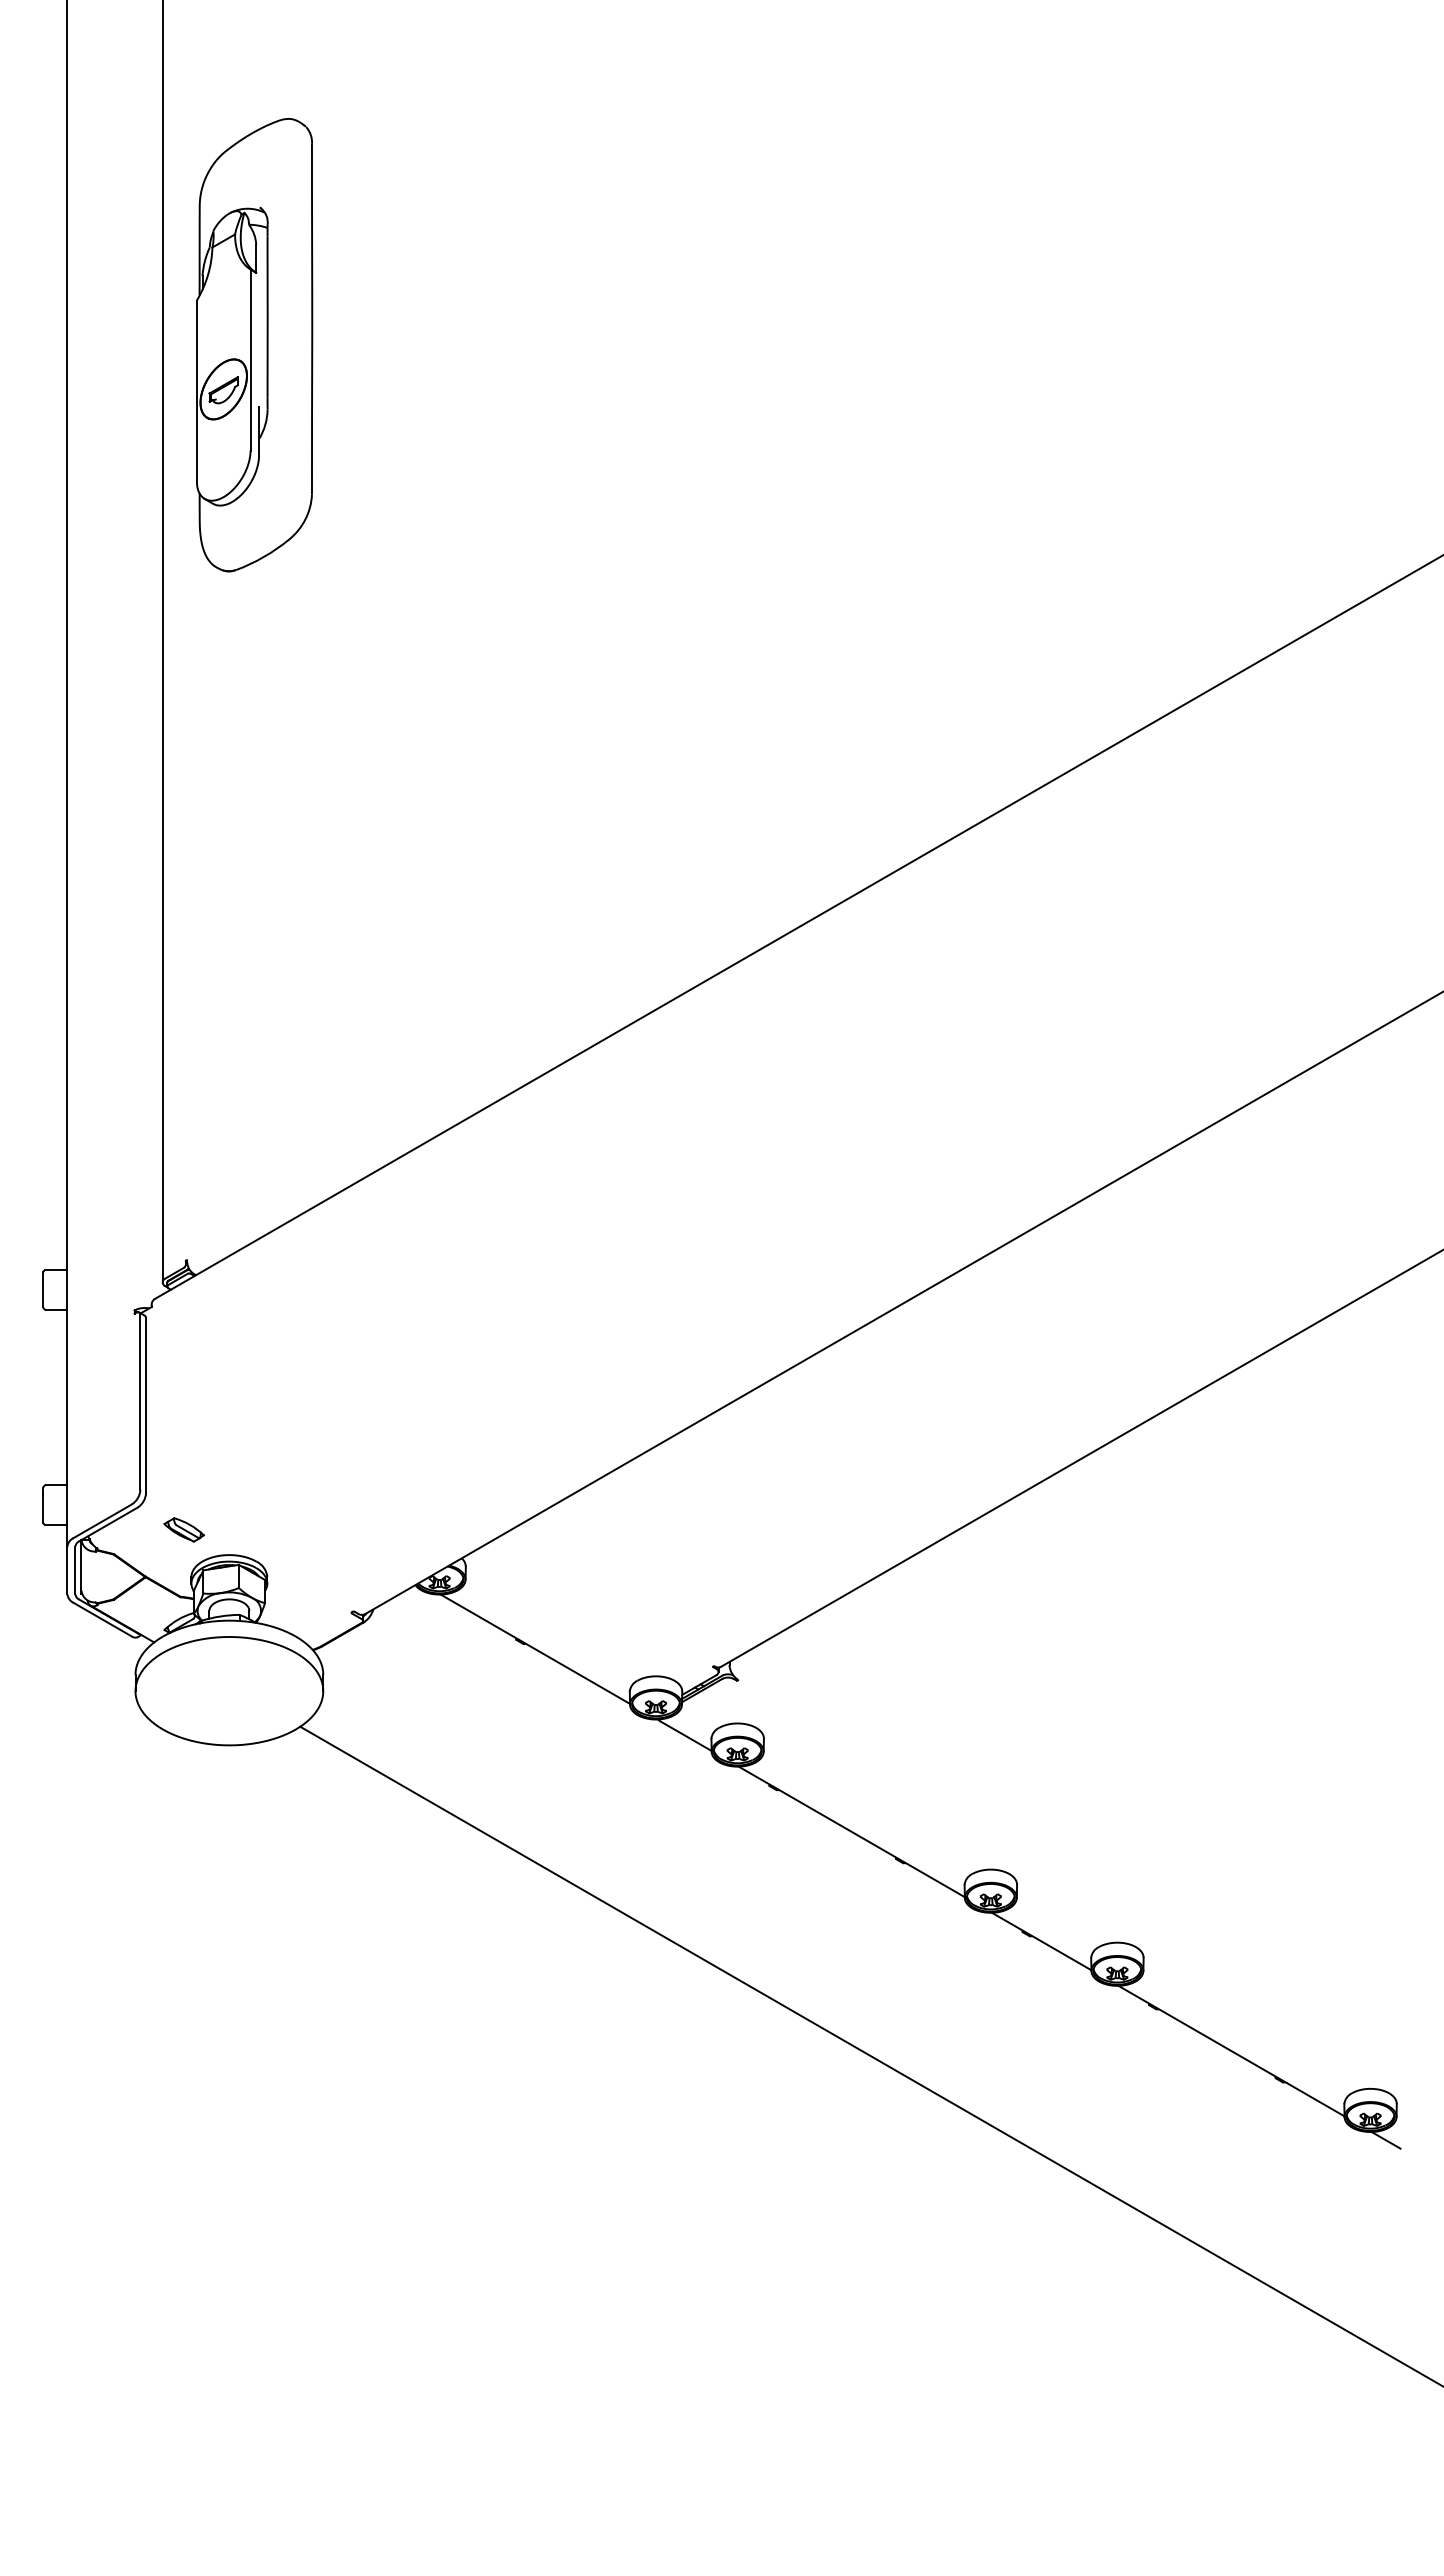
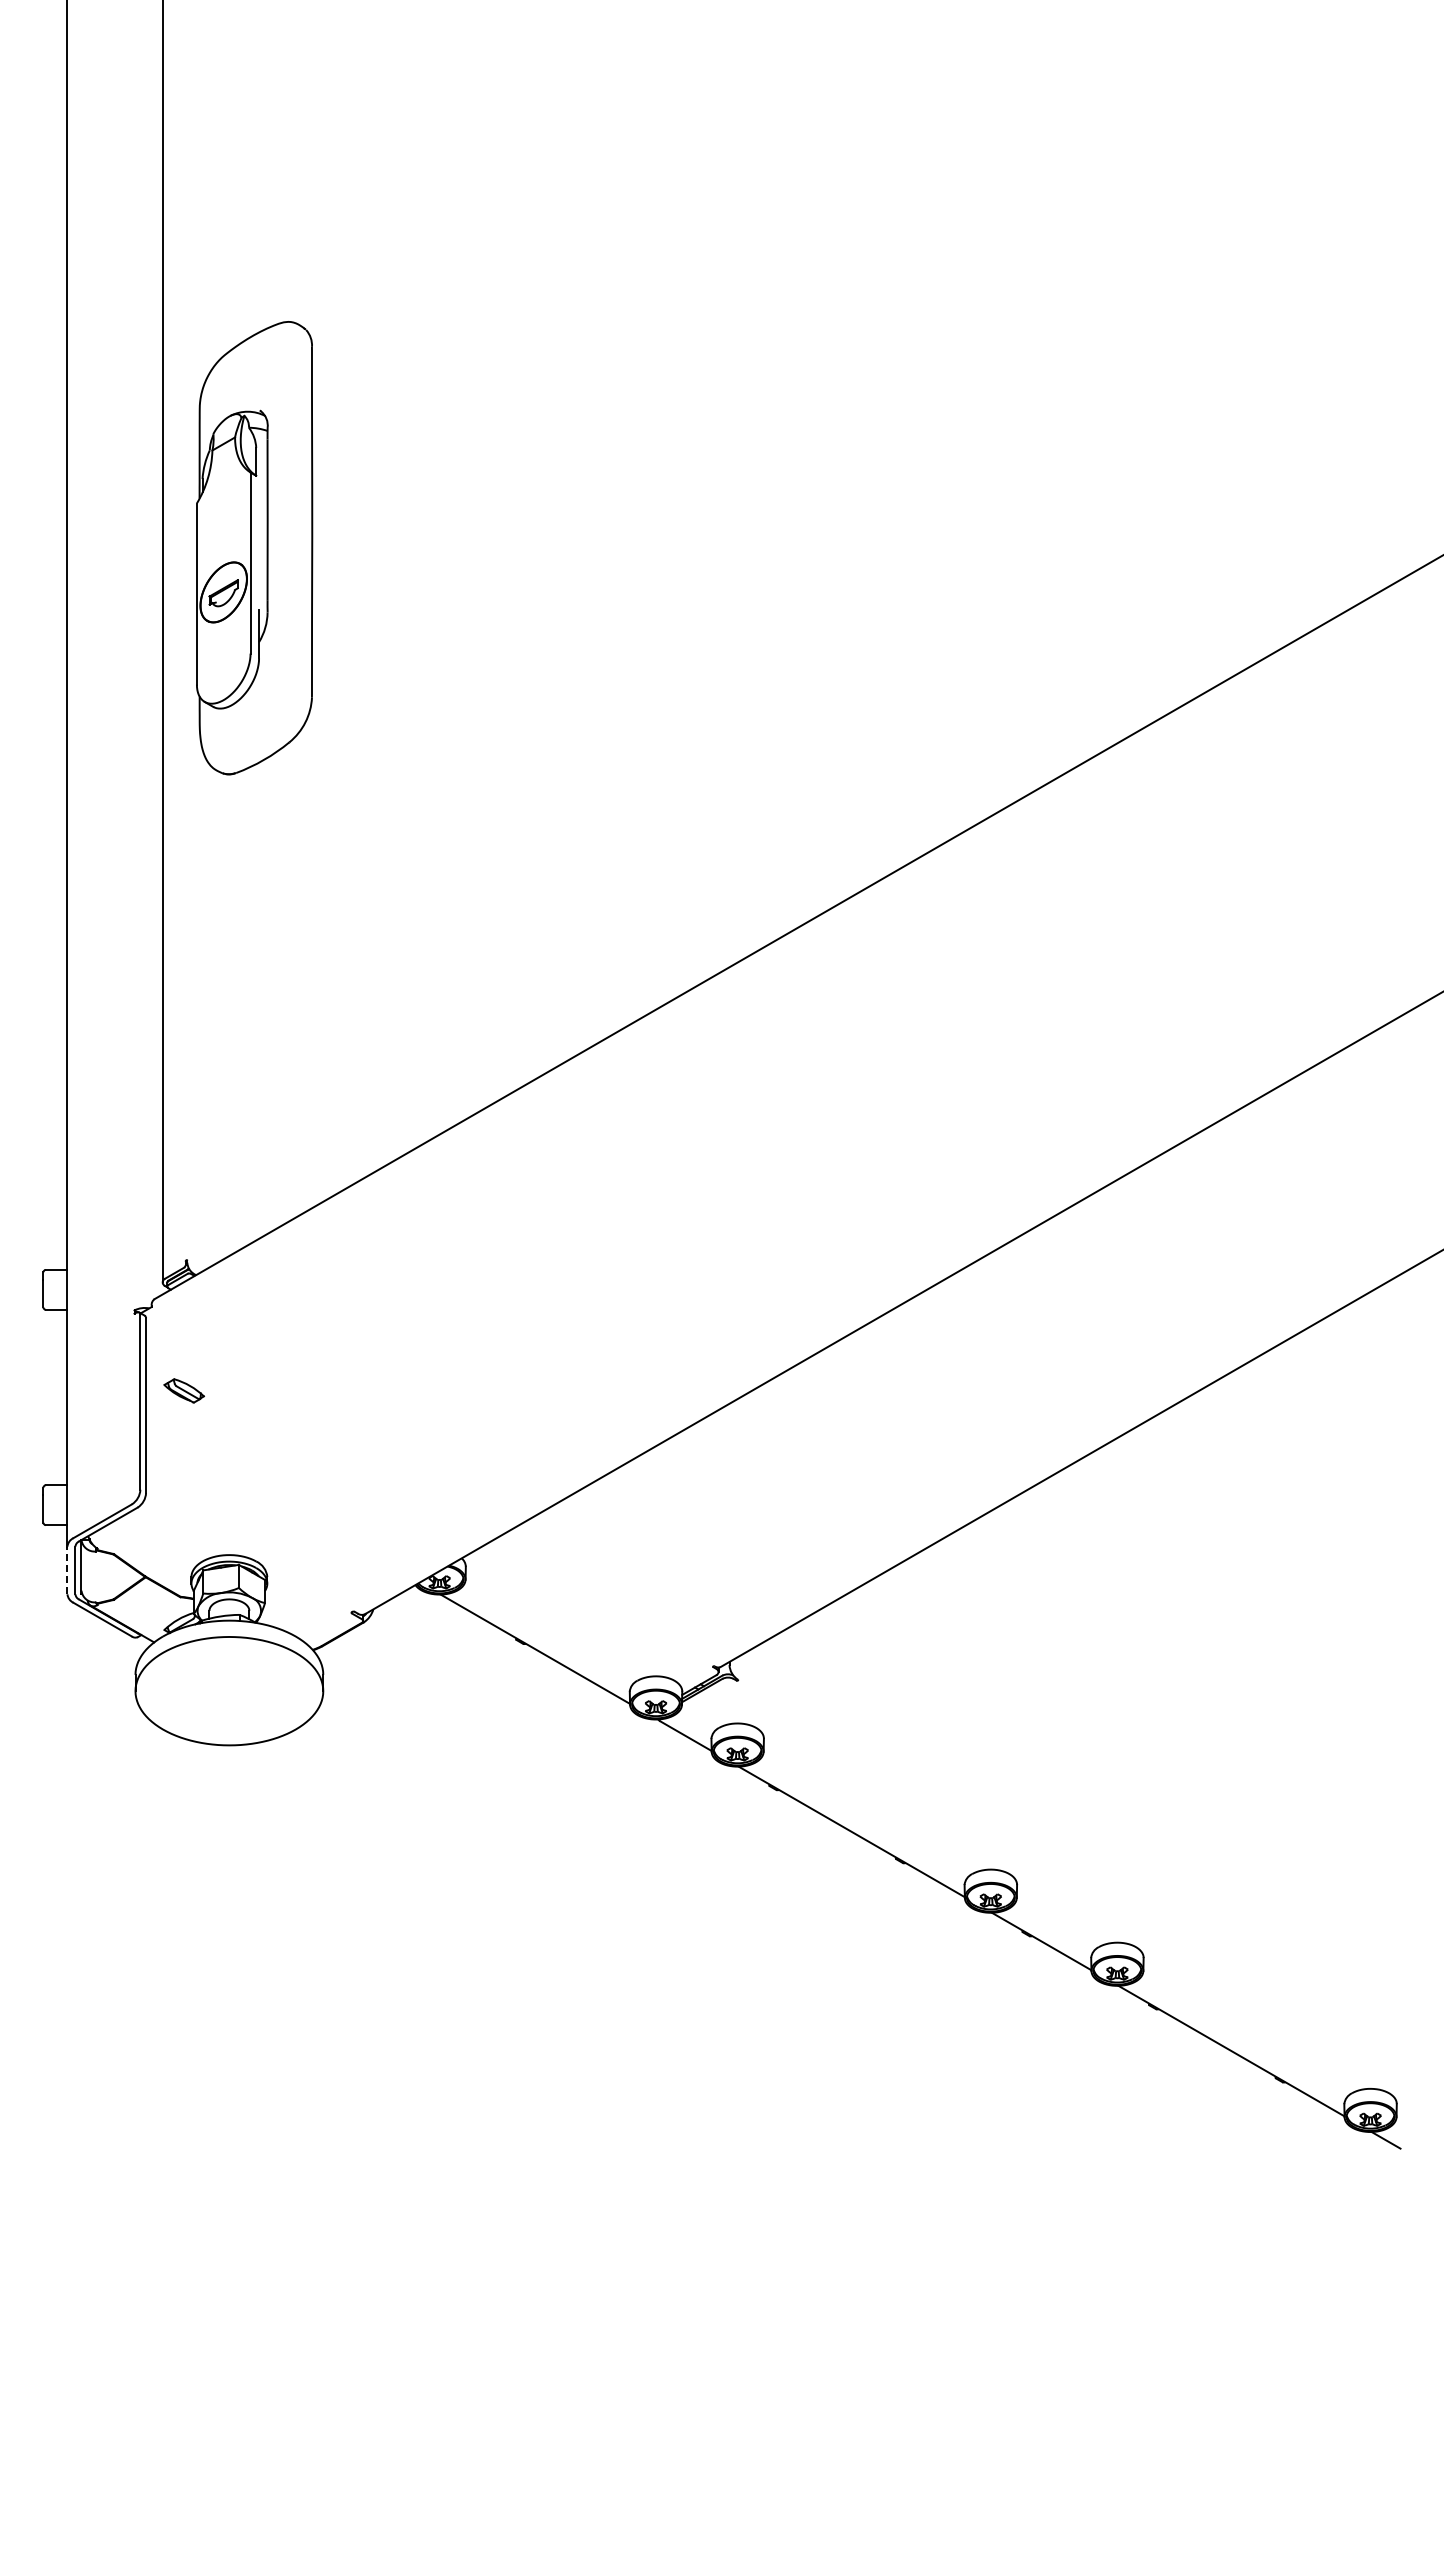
part position: (254, 345) -> (254, 548) (254, 548)
part position: (183, 1529) -> (183, 1390) (183, 1390)
line: solid -> dashed (67, 1570)
line: present -> none (870, 2055)
